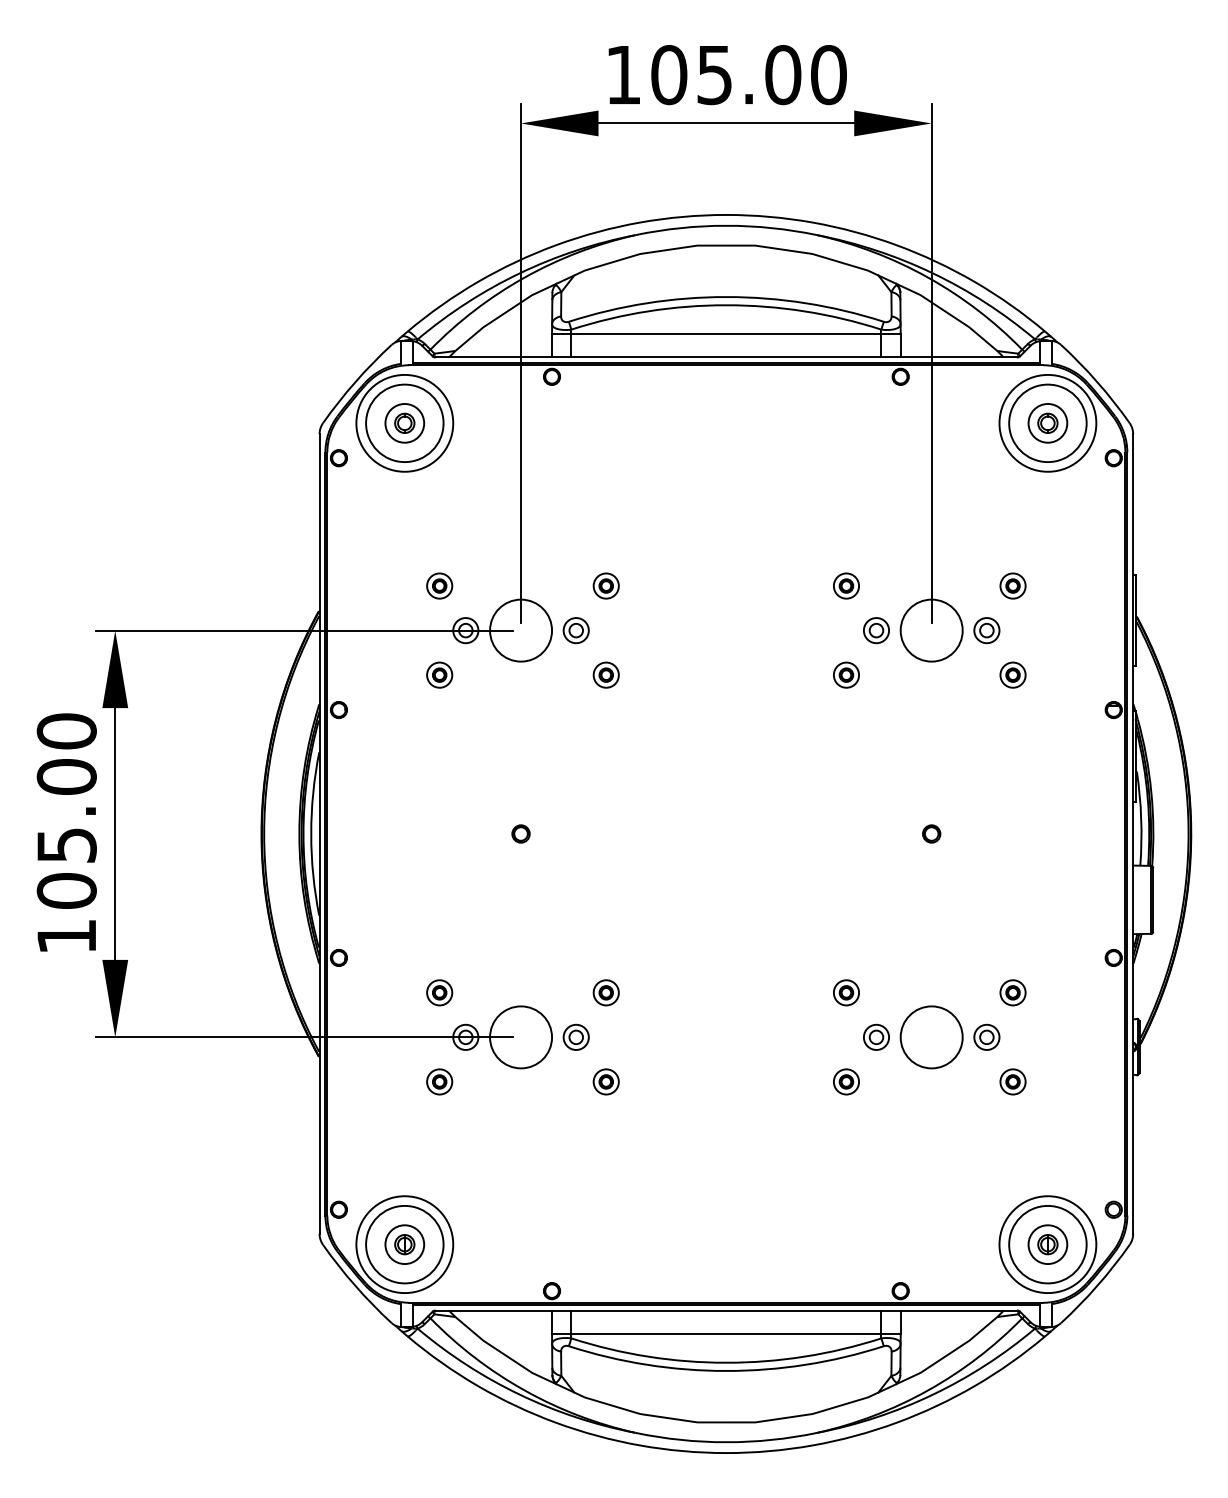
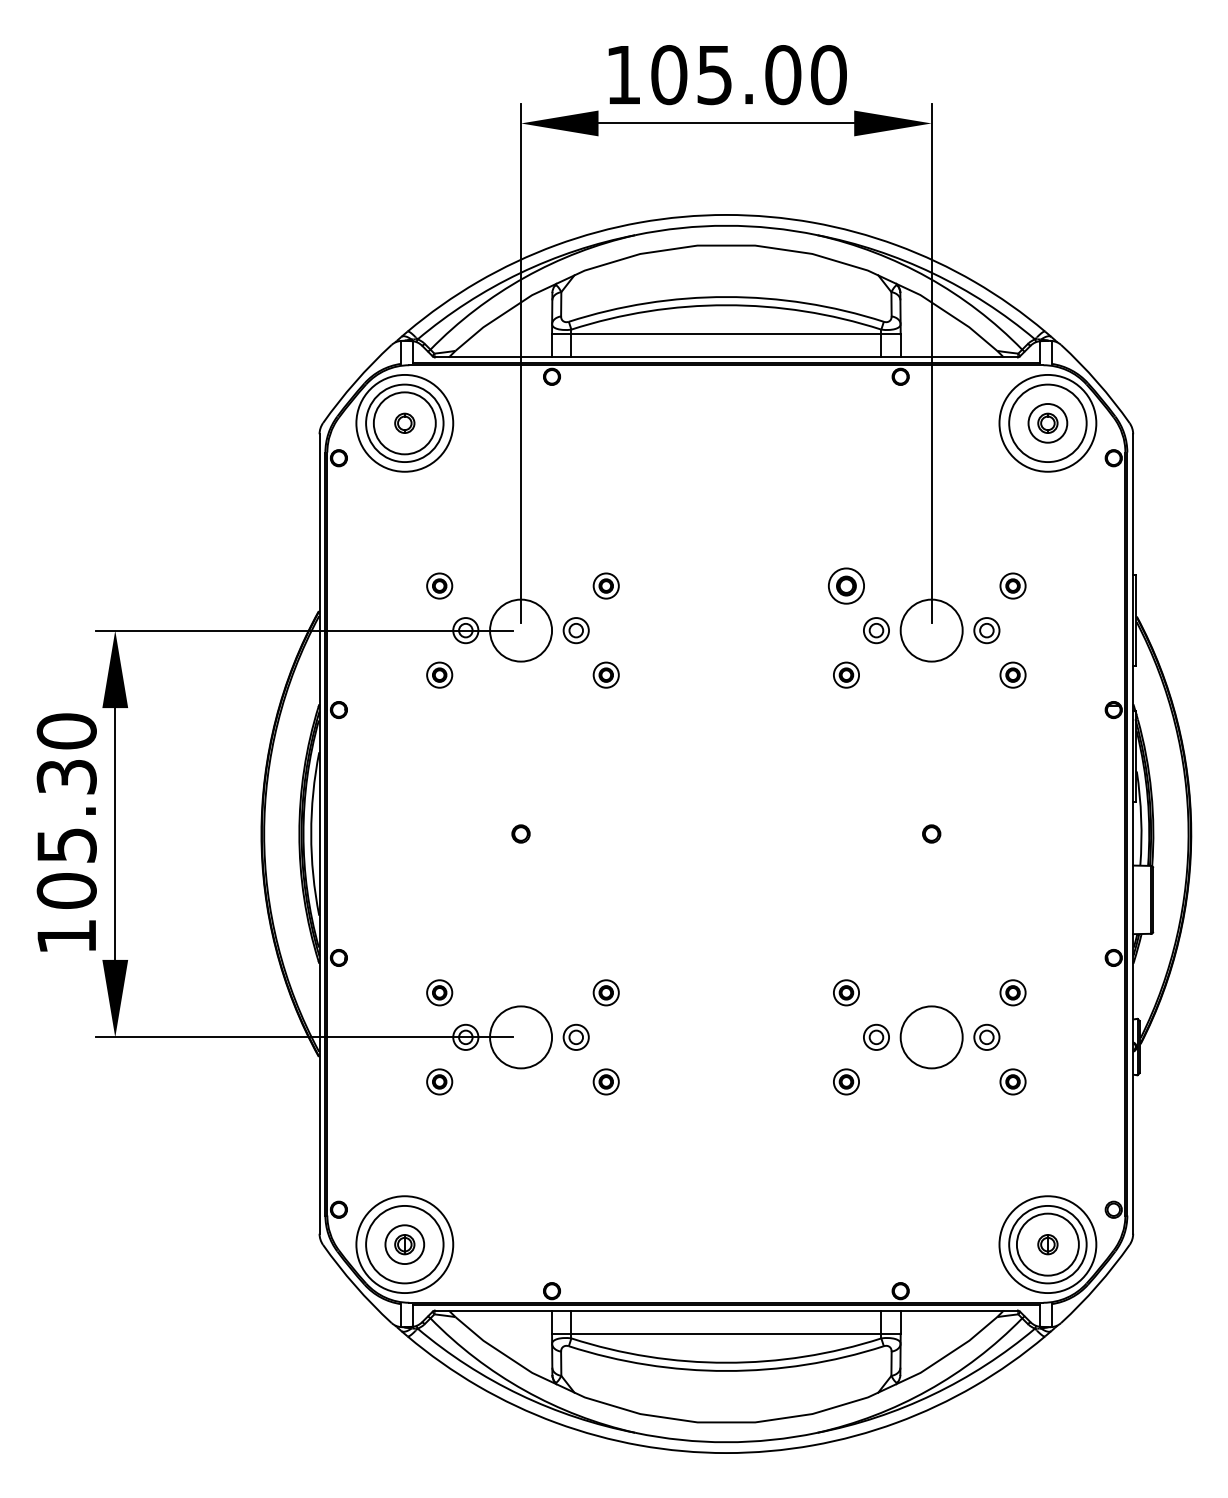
circle diameter: 39 px -> 62 px (404, 423)
part size: 27x28 px -> 37x38 px (846, 585)
text: 105.00 -> 105.30 (66, 776)
circle diameter: 39 px -> 62 px (1047, 1244)
